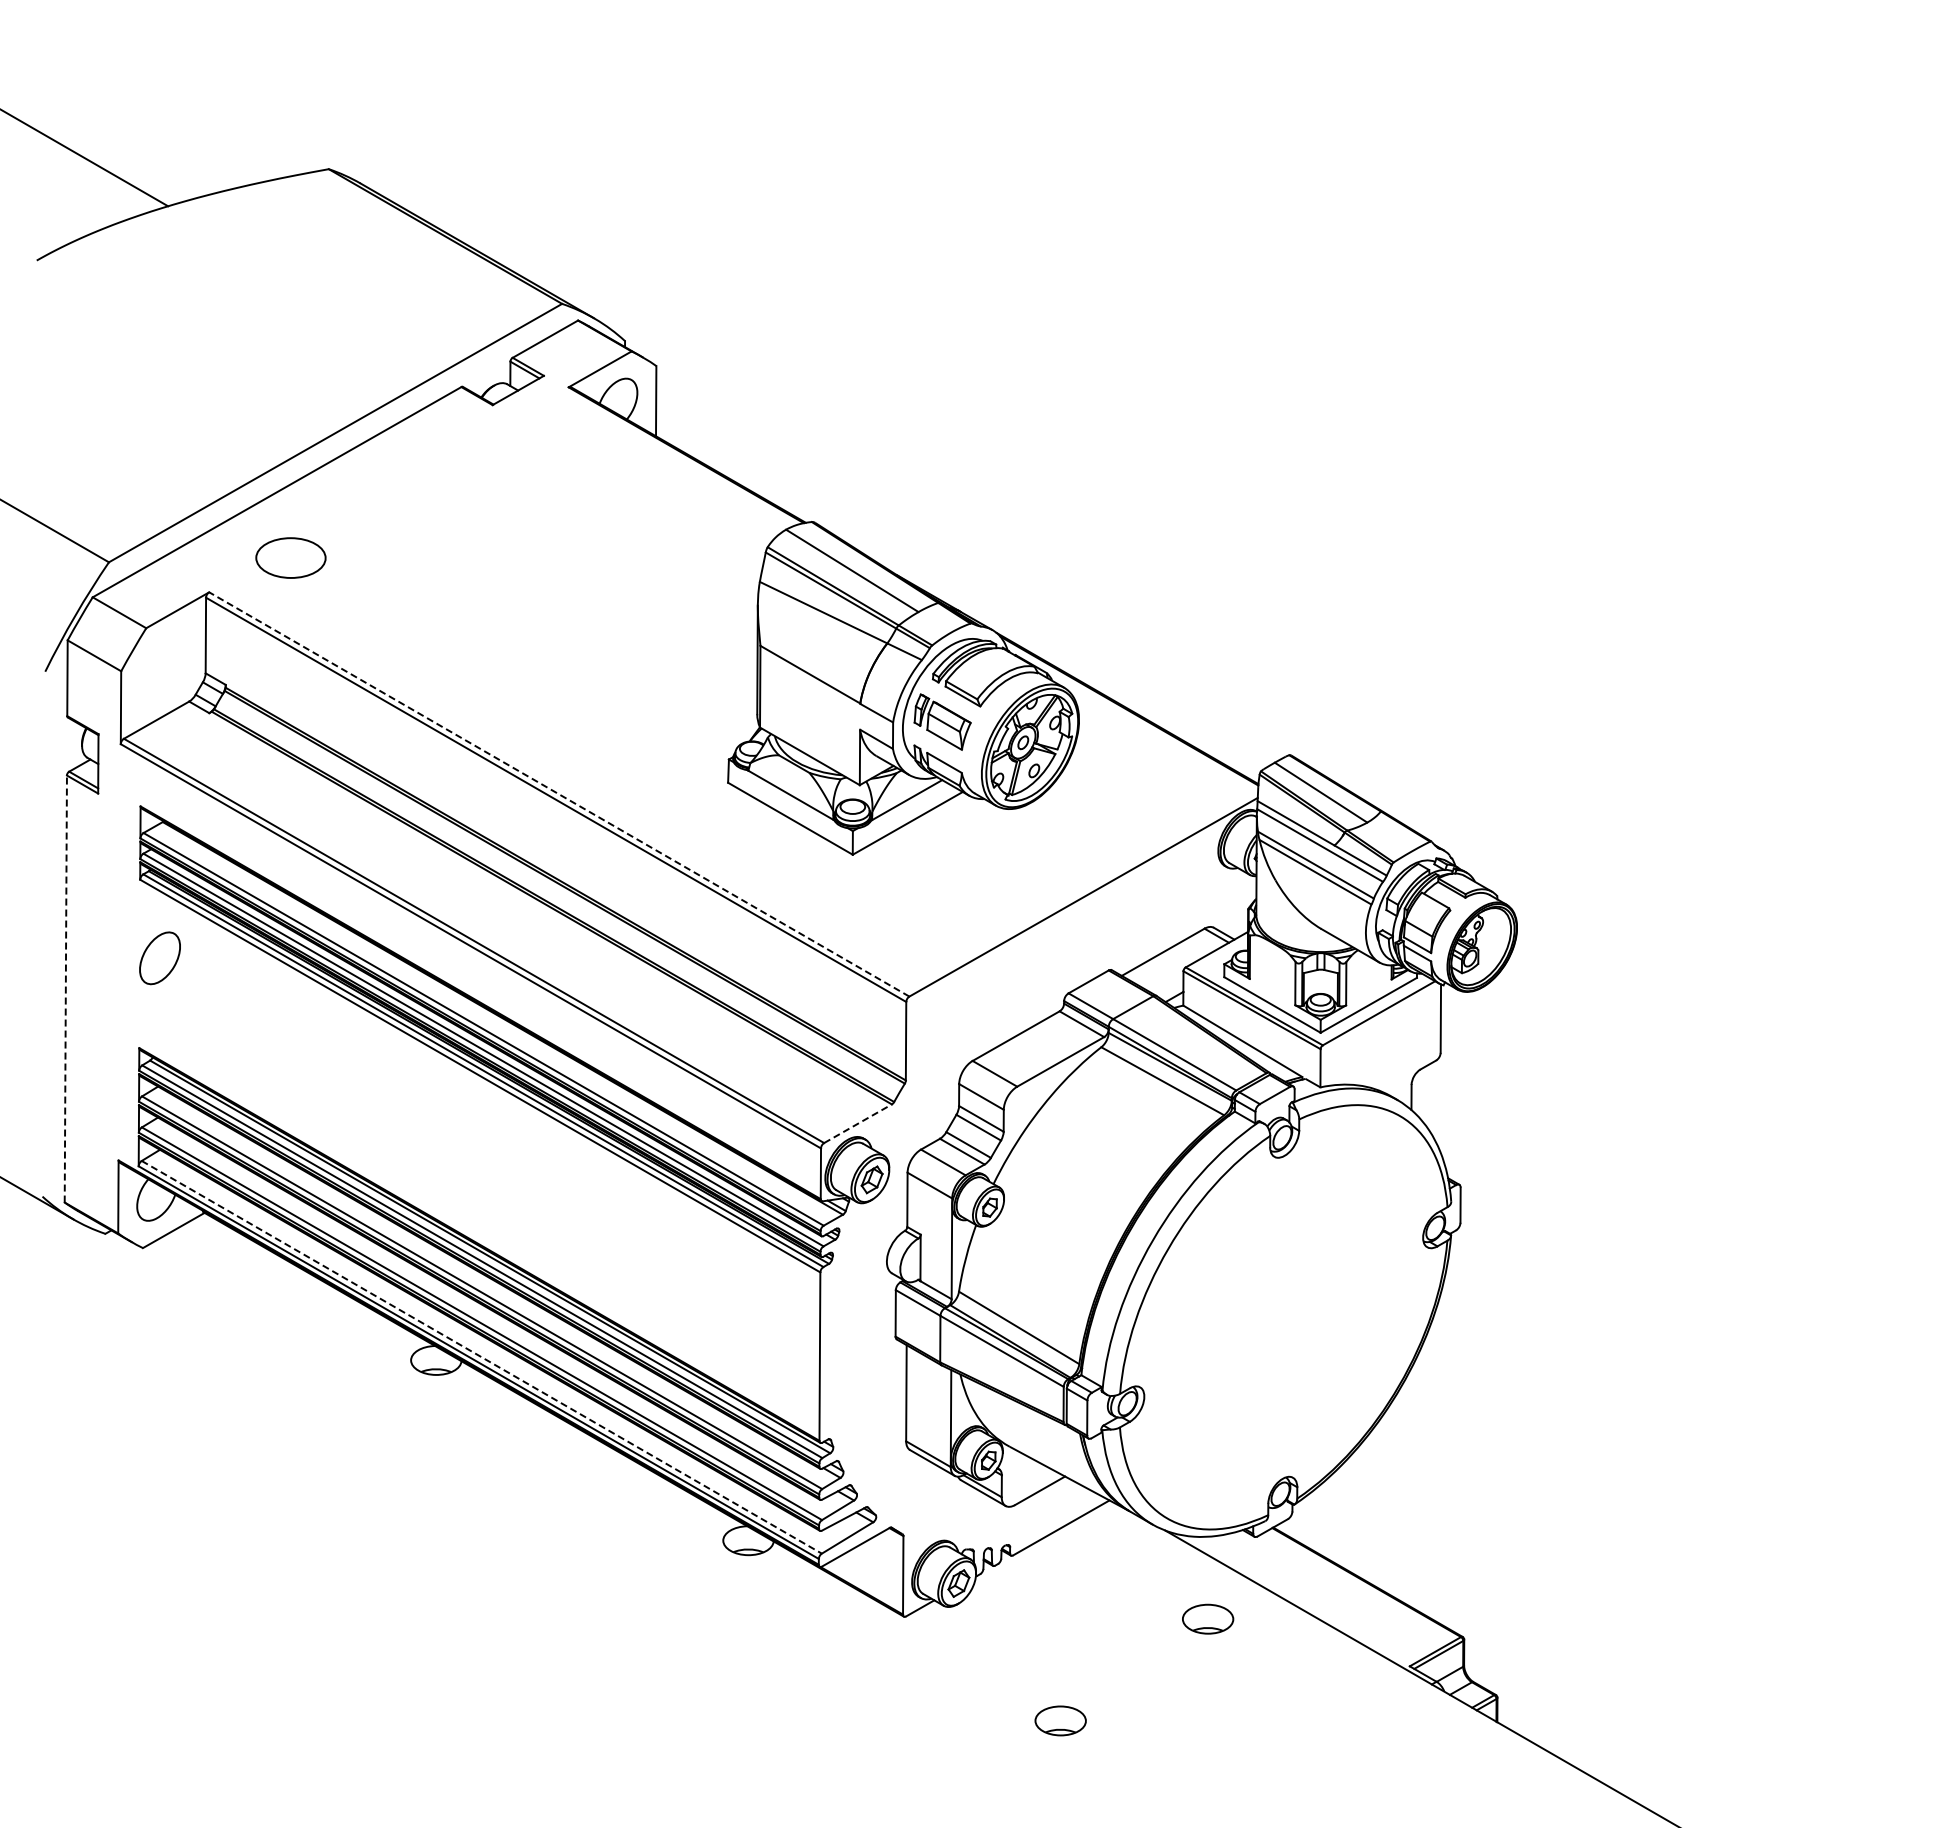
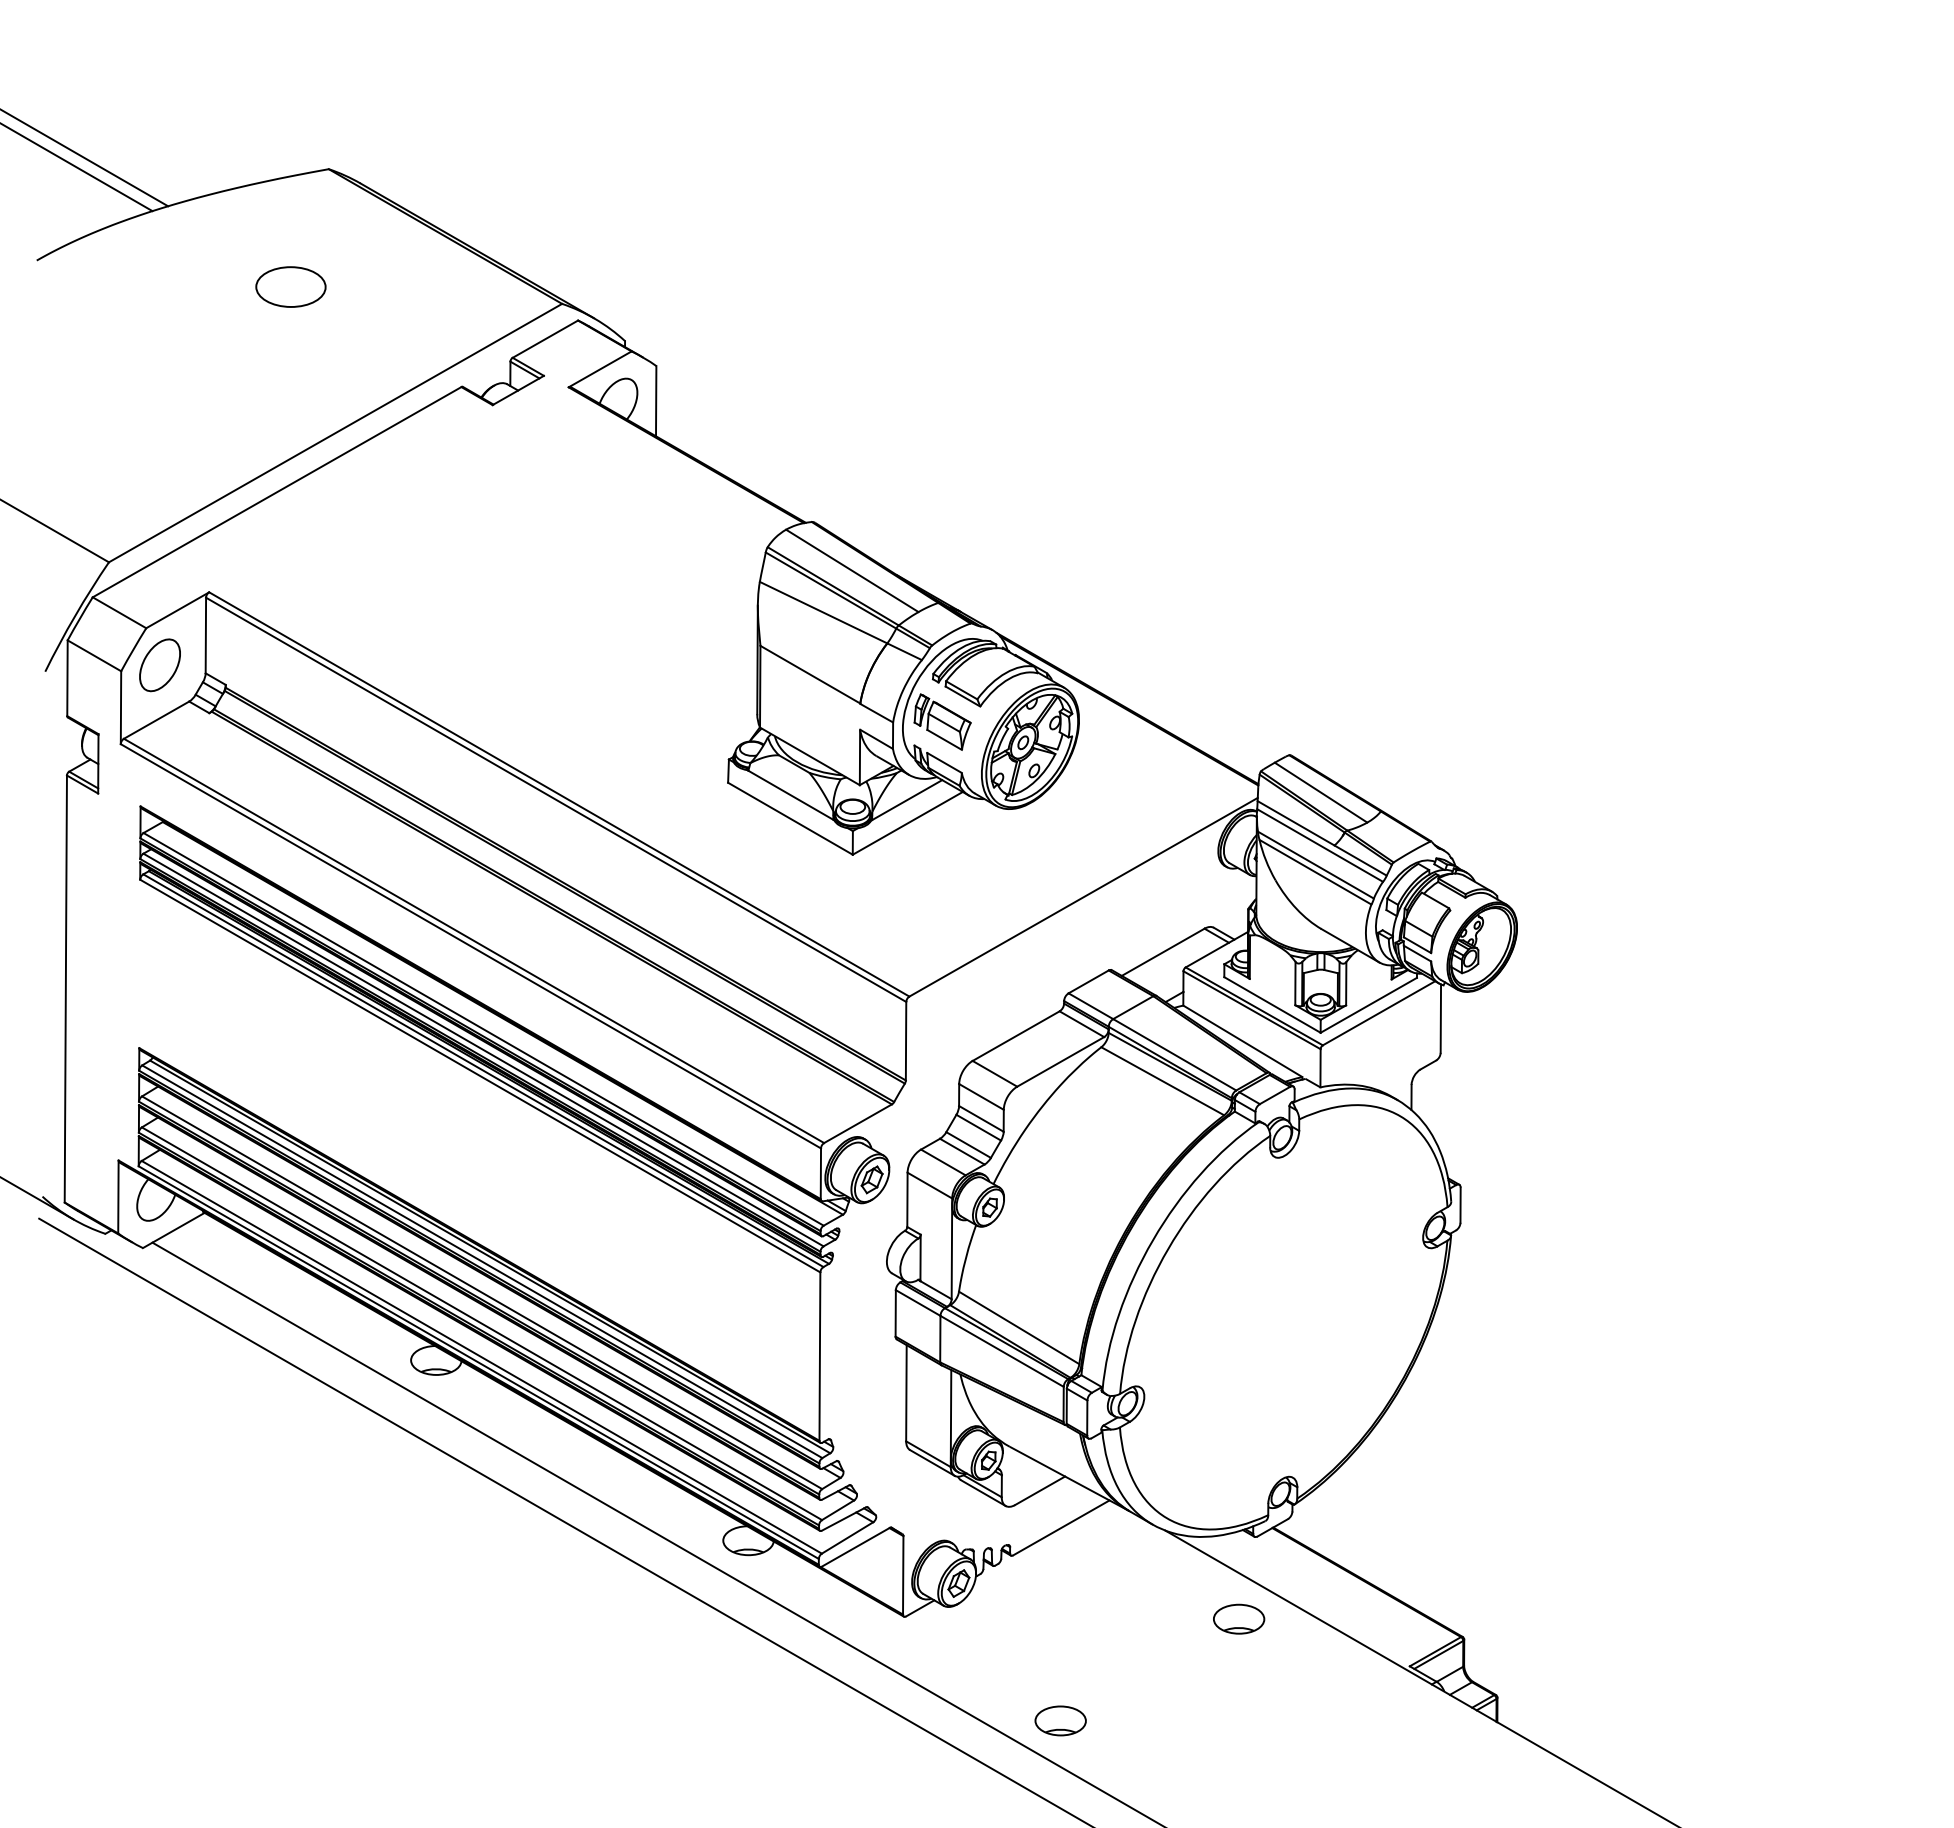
line: none -> present (77, 167)
part position: (290, 557) -> (290, 286) (290, 286)
line: dashed -> solid (558, 794)
part position: (159, 958) -> (159, 665) (159, 665)
line: dashed -> solid (65, 989)
line: dashed -> solid (858, 1123)
line: dashed -> solid (481, 1357)
line: none -> present (564, 1521)
line: none -> present (656, 1533)
part position: (1208, 1618) -> (1239, 1618) (1239, 1618)
